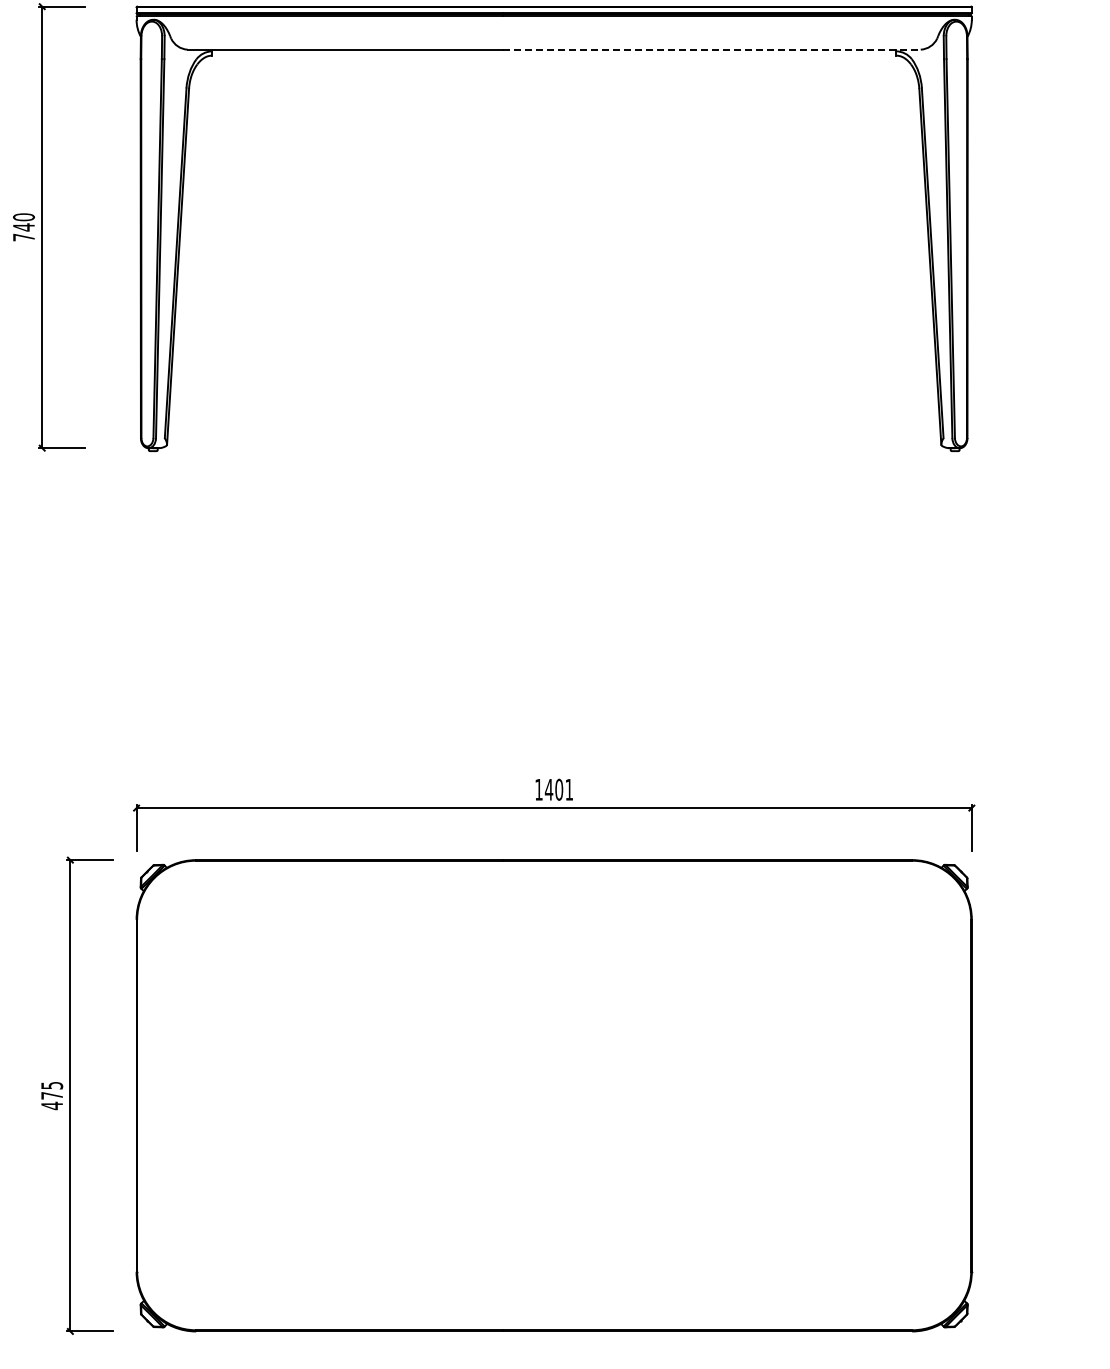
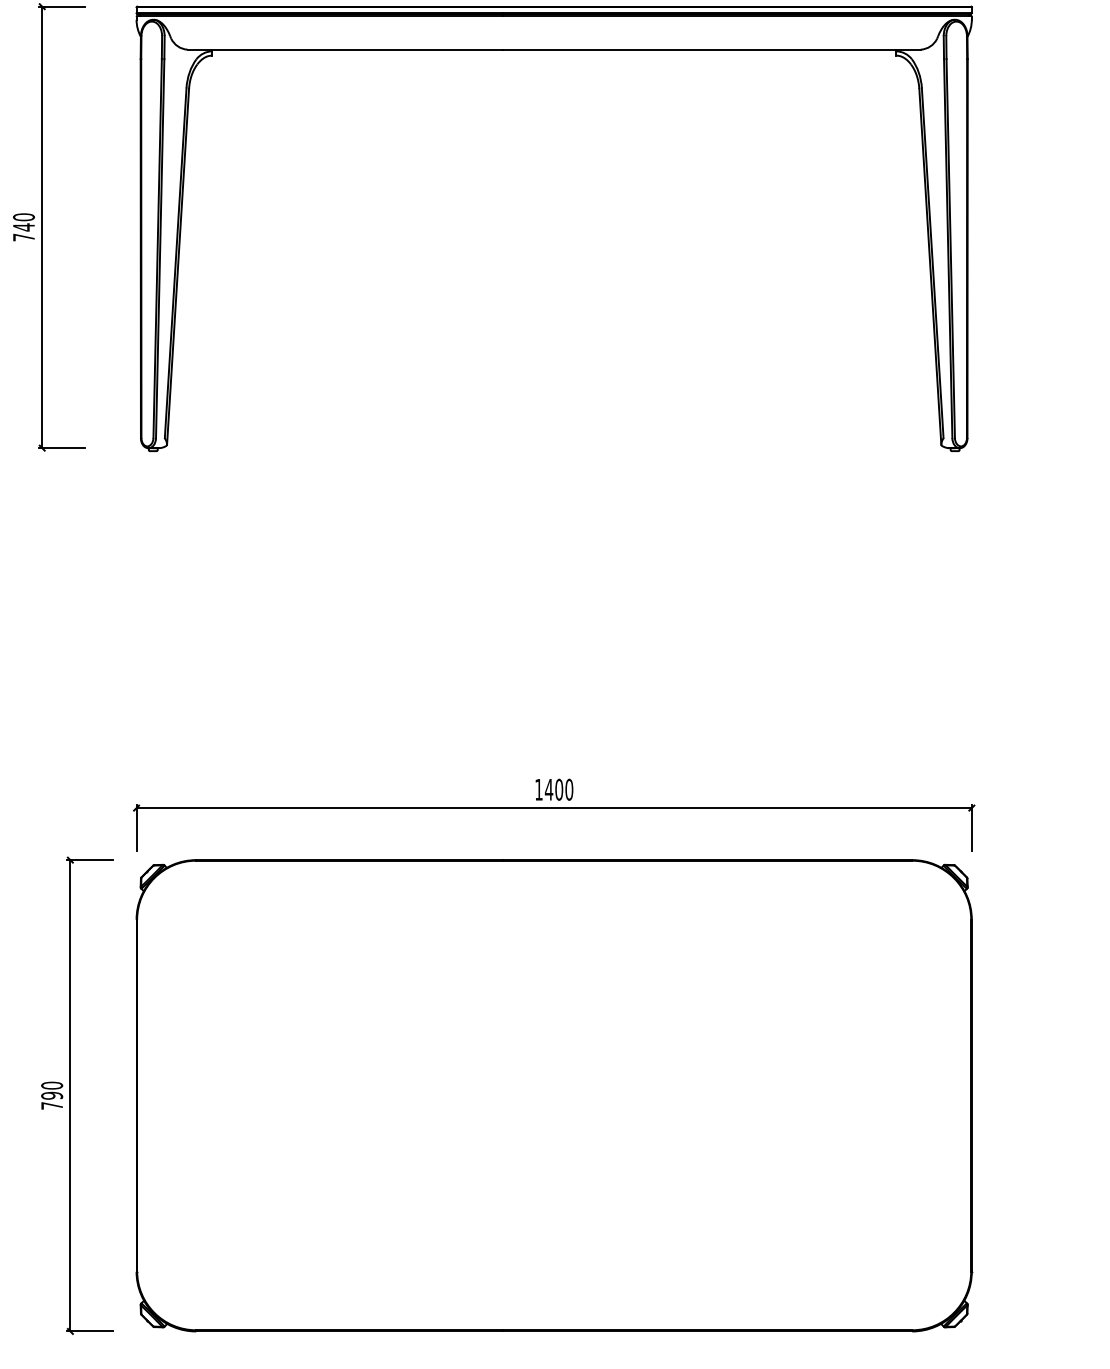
line: dashed -> solid (712, 49)
text: 1401 -> 1400 (569, 789)
text: 475 -> 790 (52, 1095)
